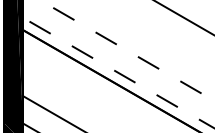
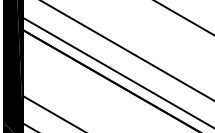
line: dashed -> solid (127, 50)
line: dashed -> solid (118, 72)
